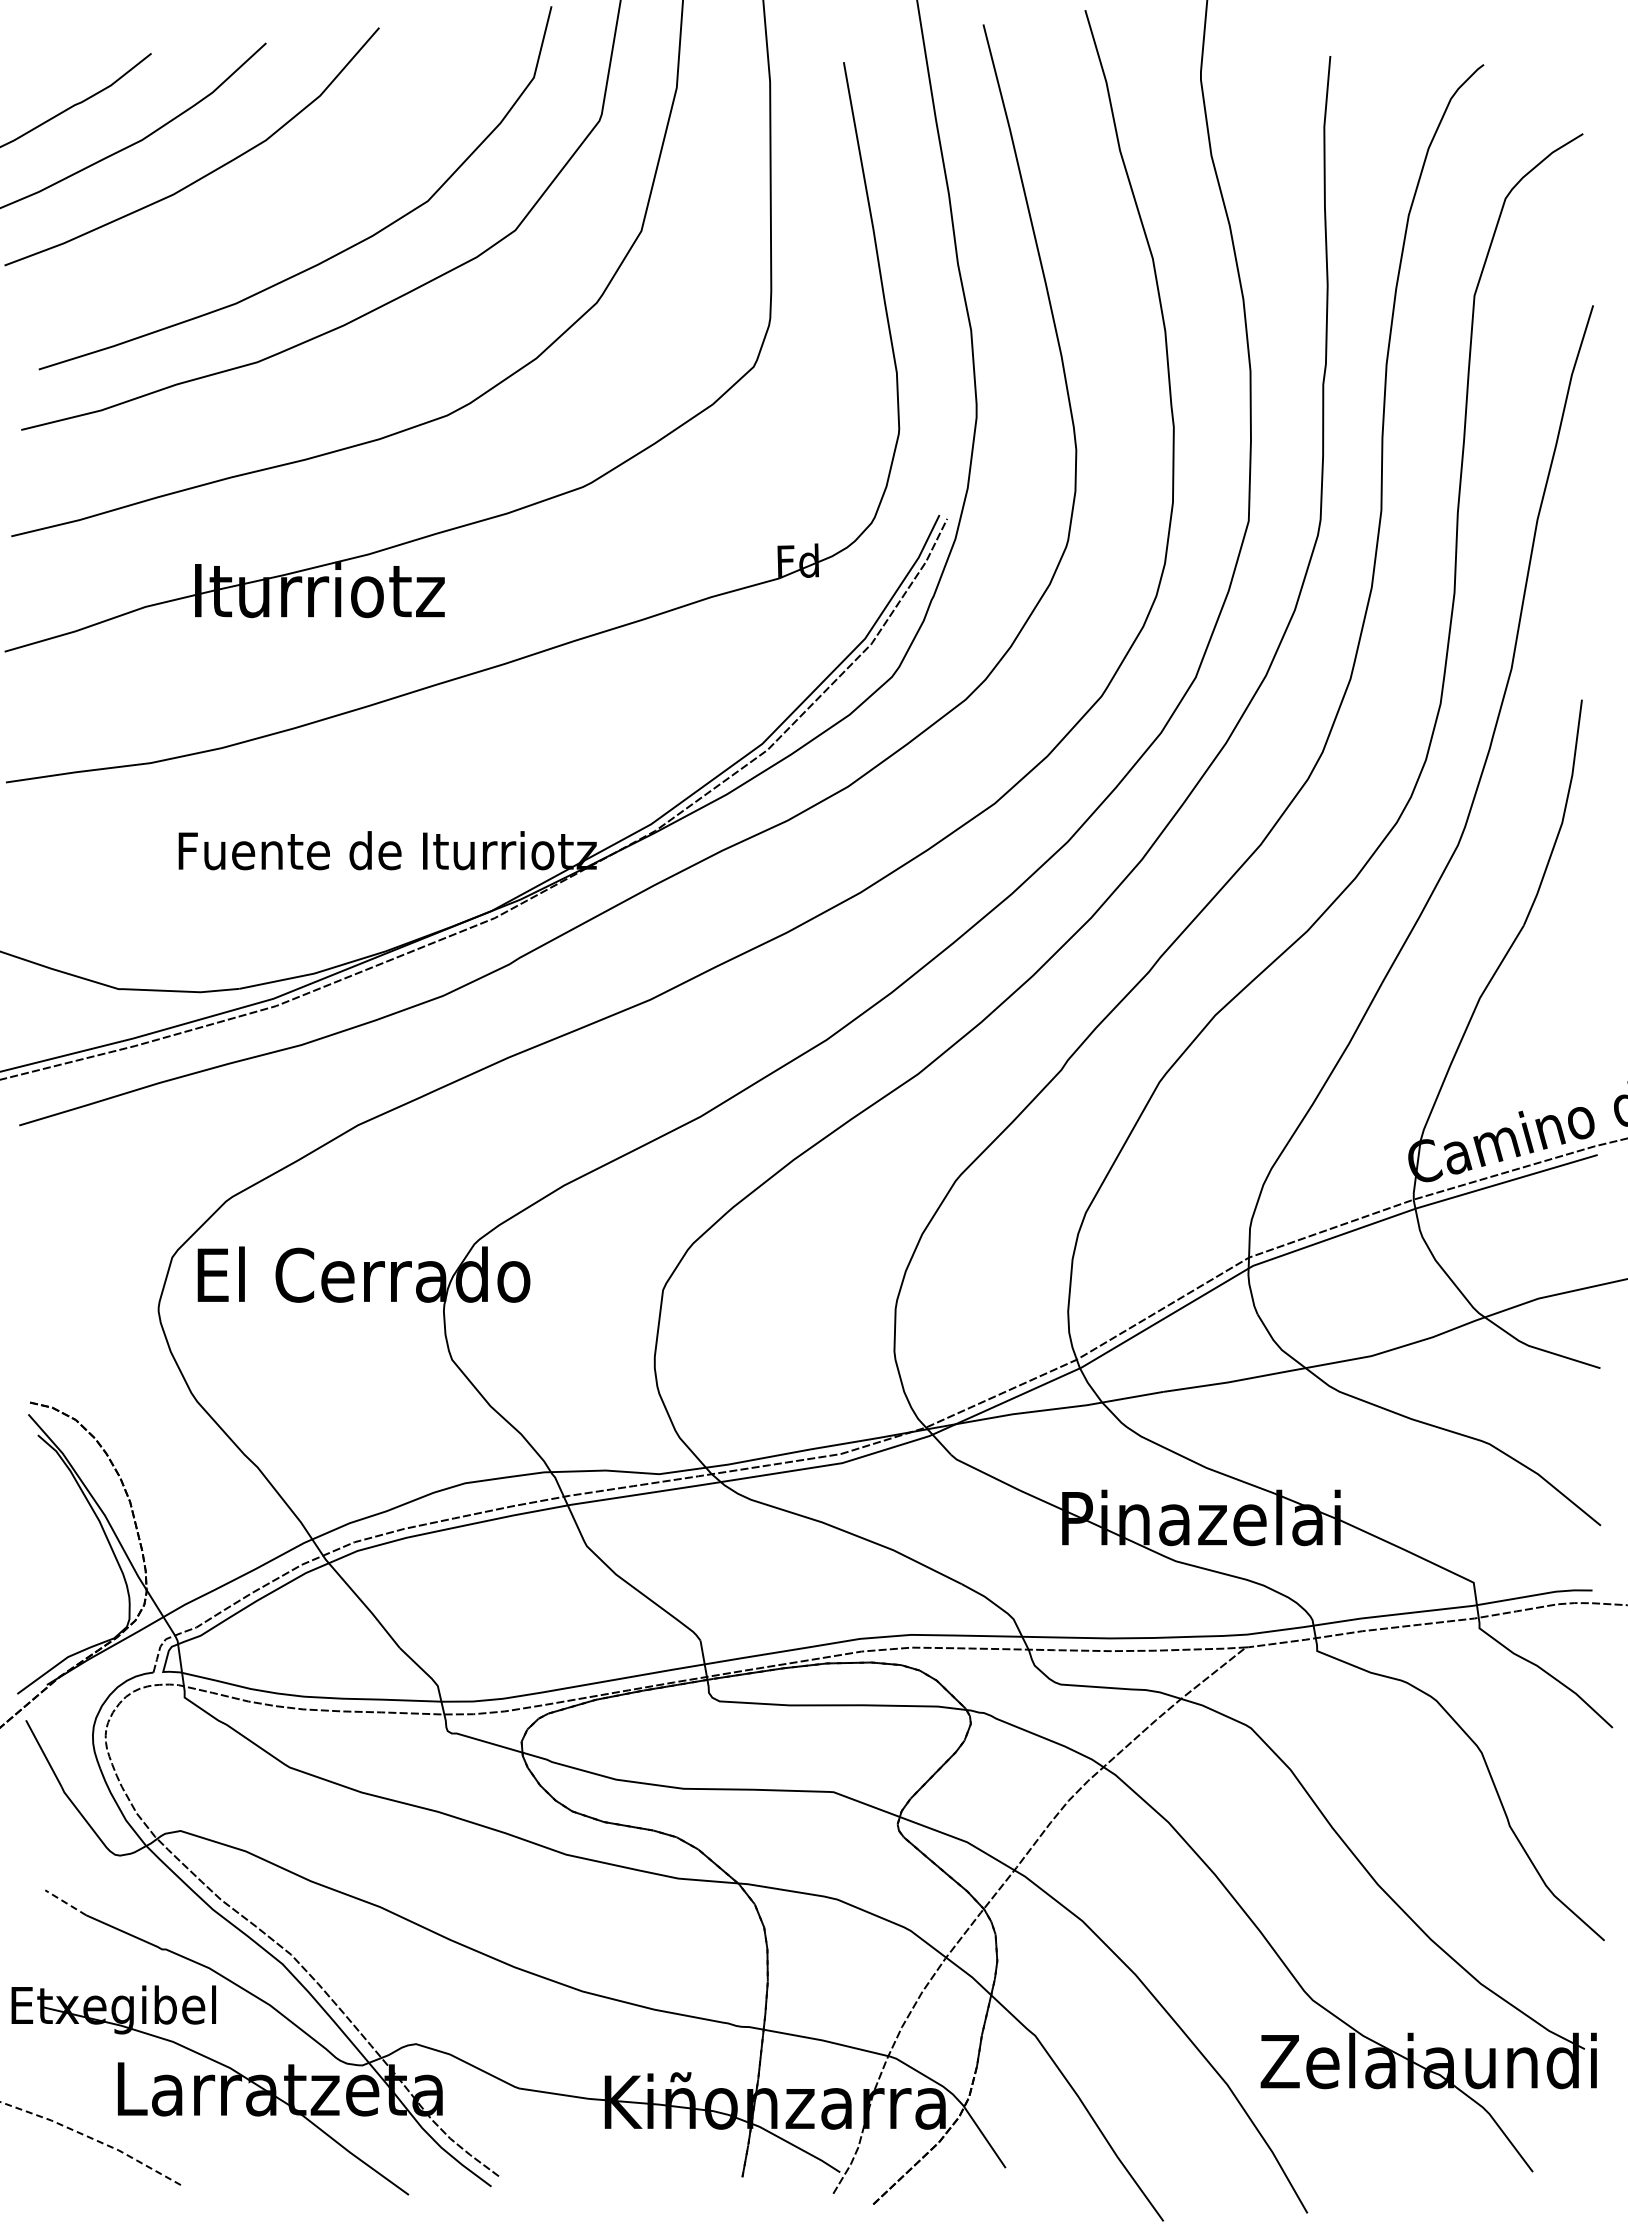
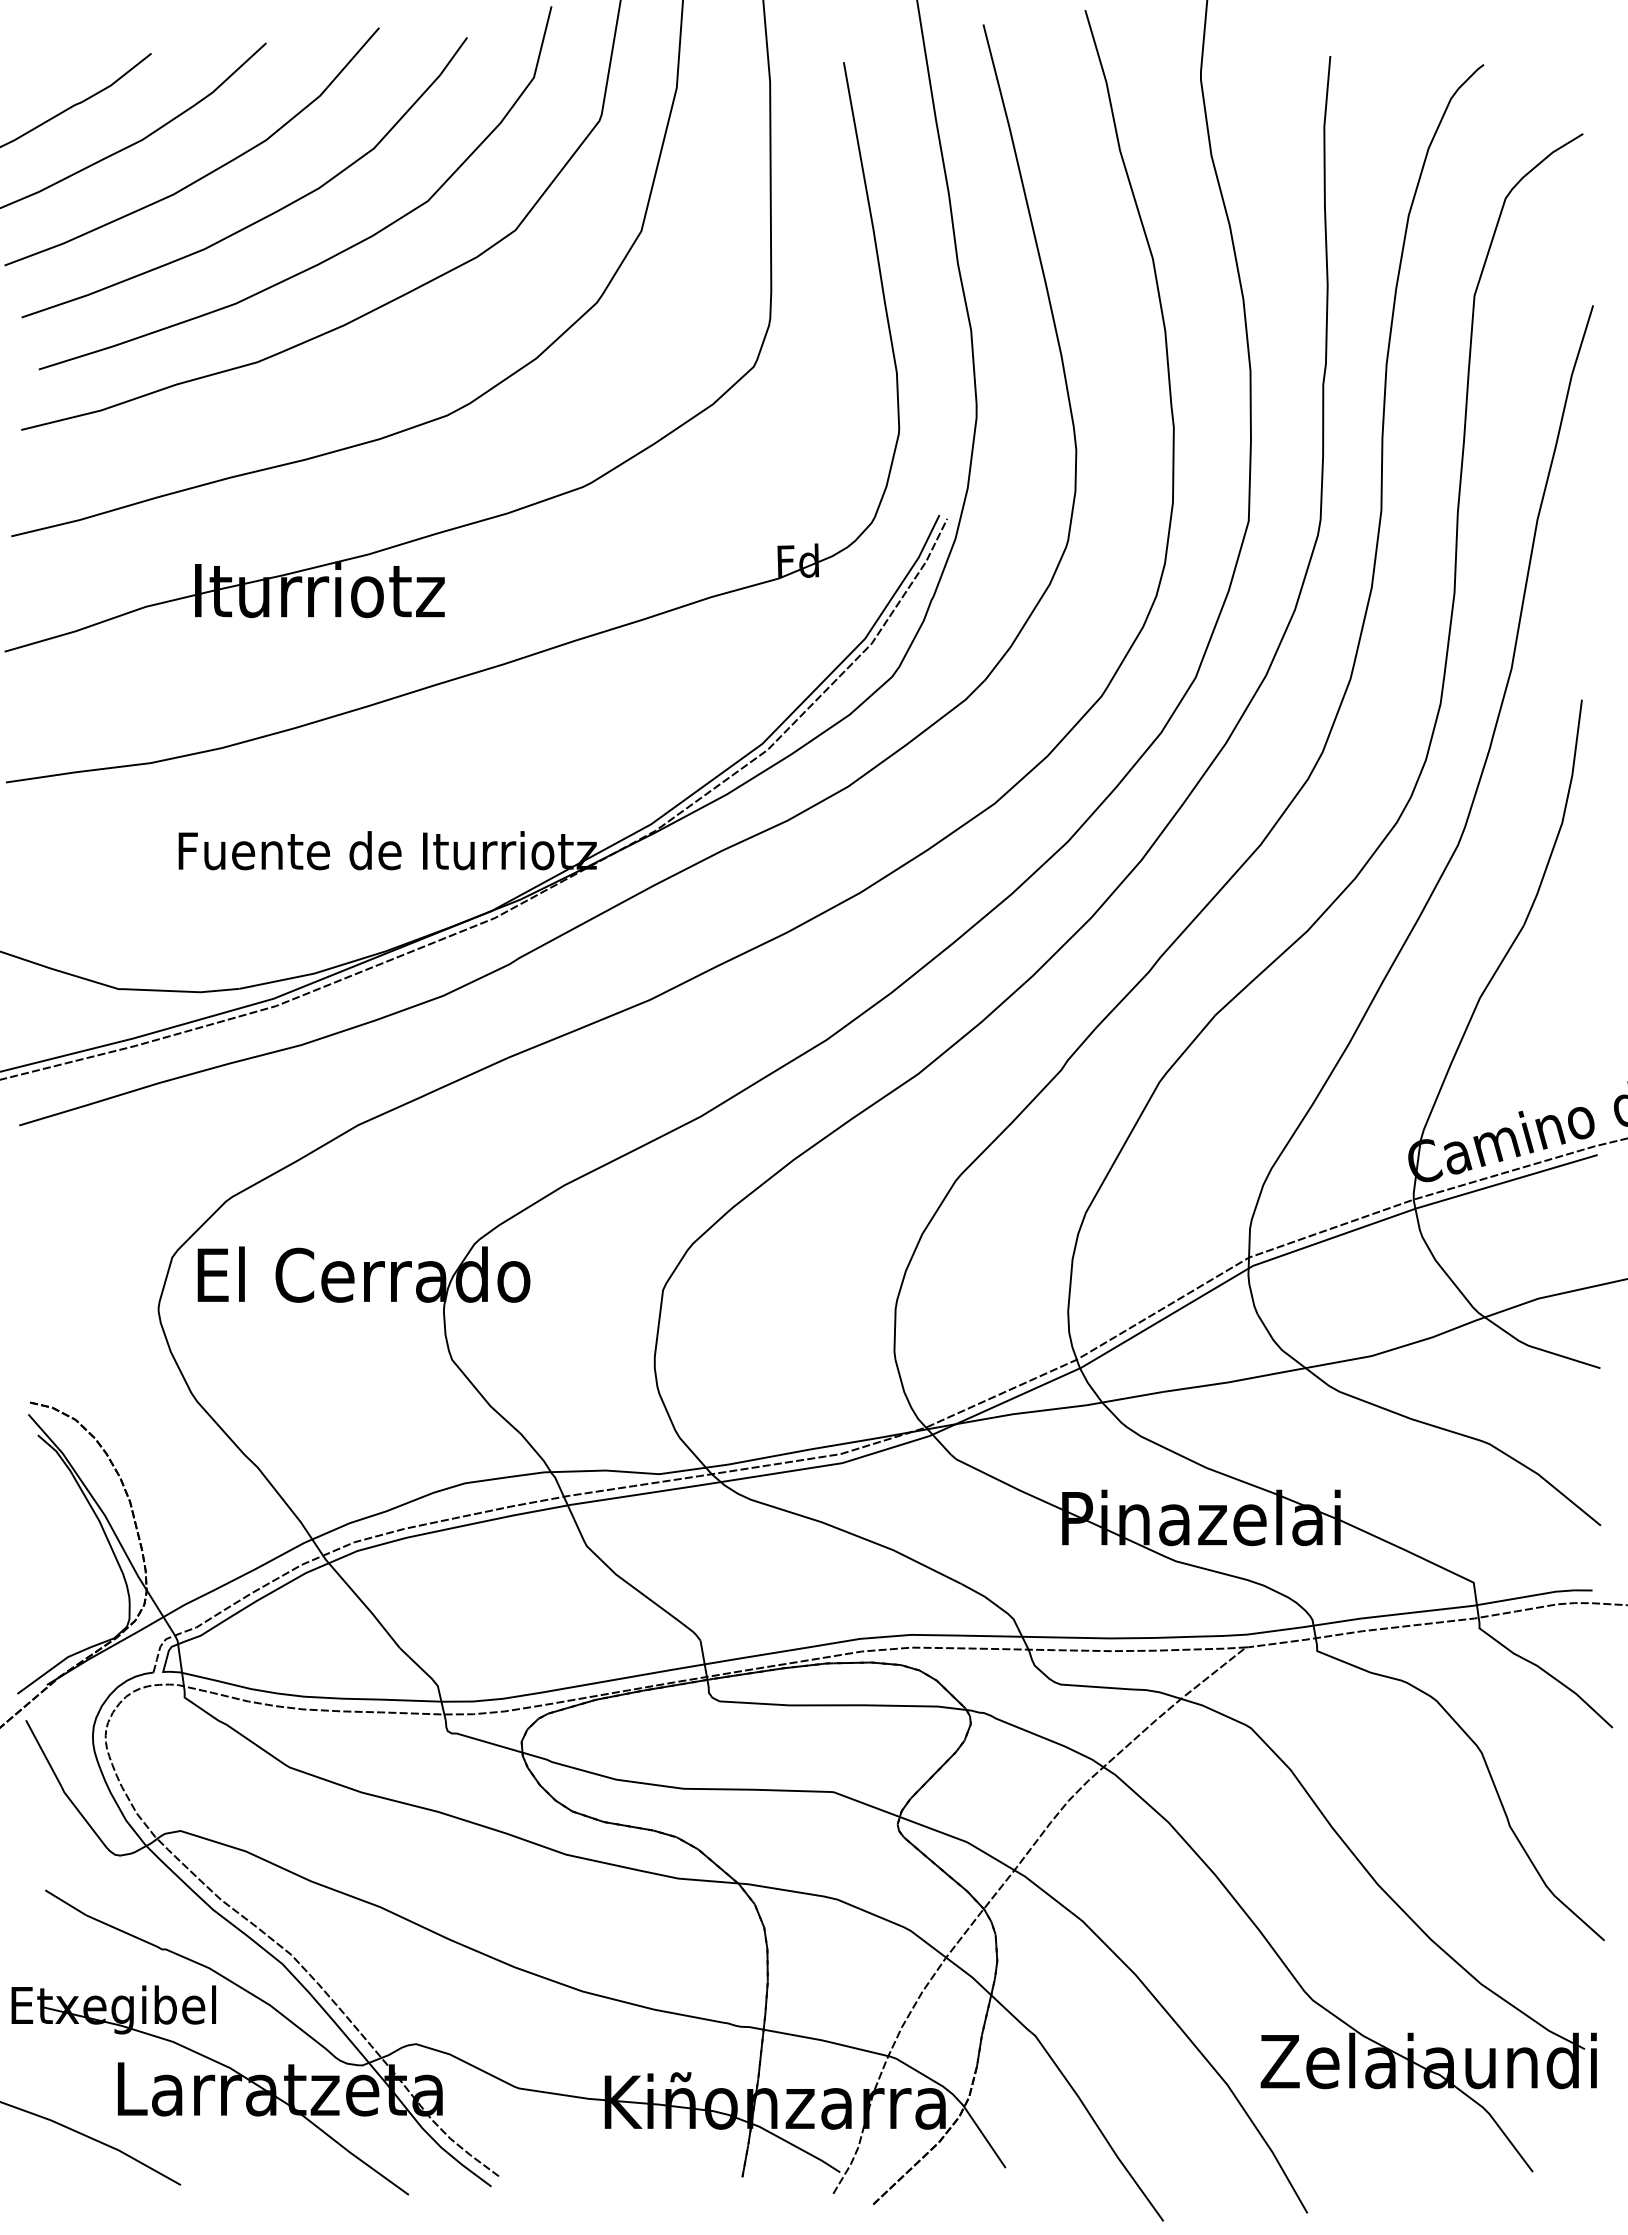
curve: none -> present (263, 217)
line: dashed -> solid (65, 1902)
line: dashed -> solid (91, 2138)
